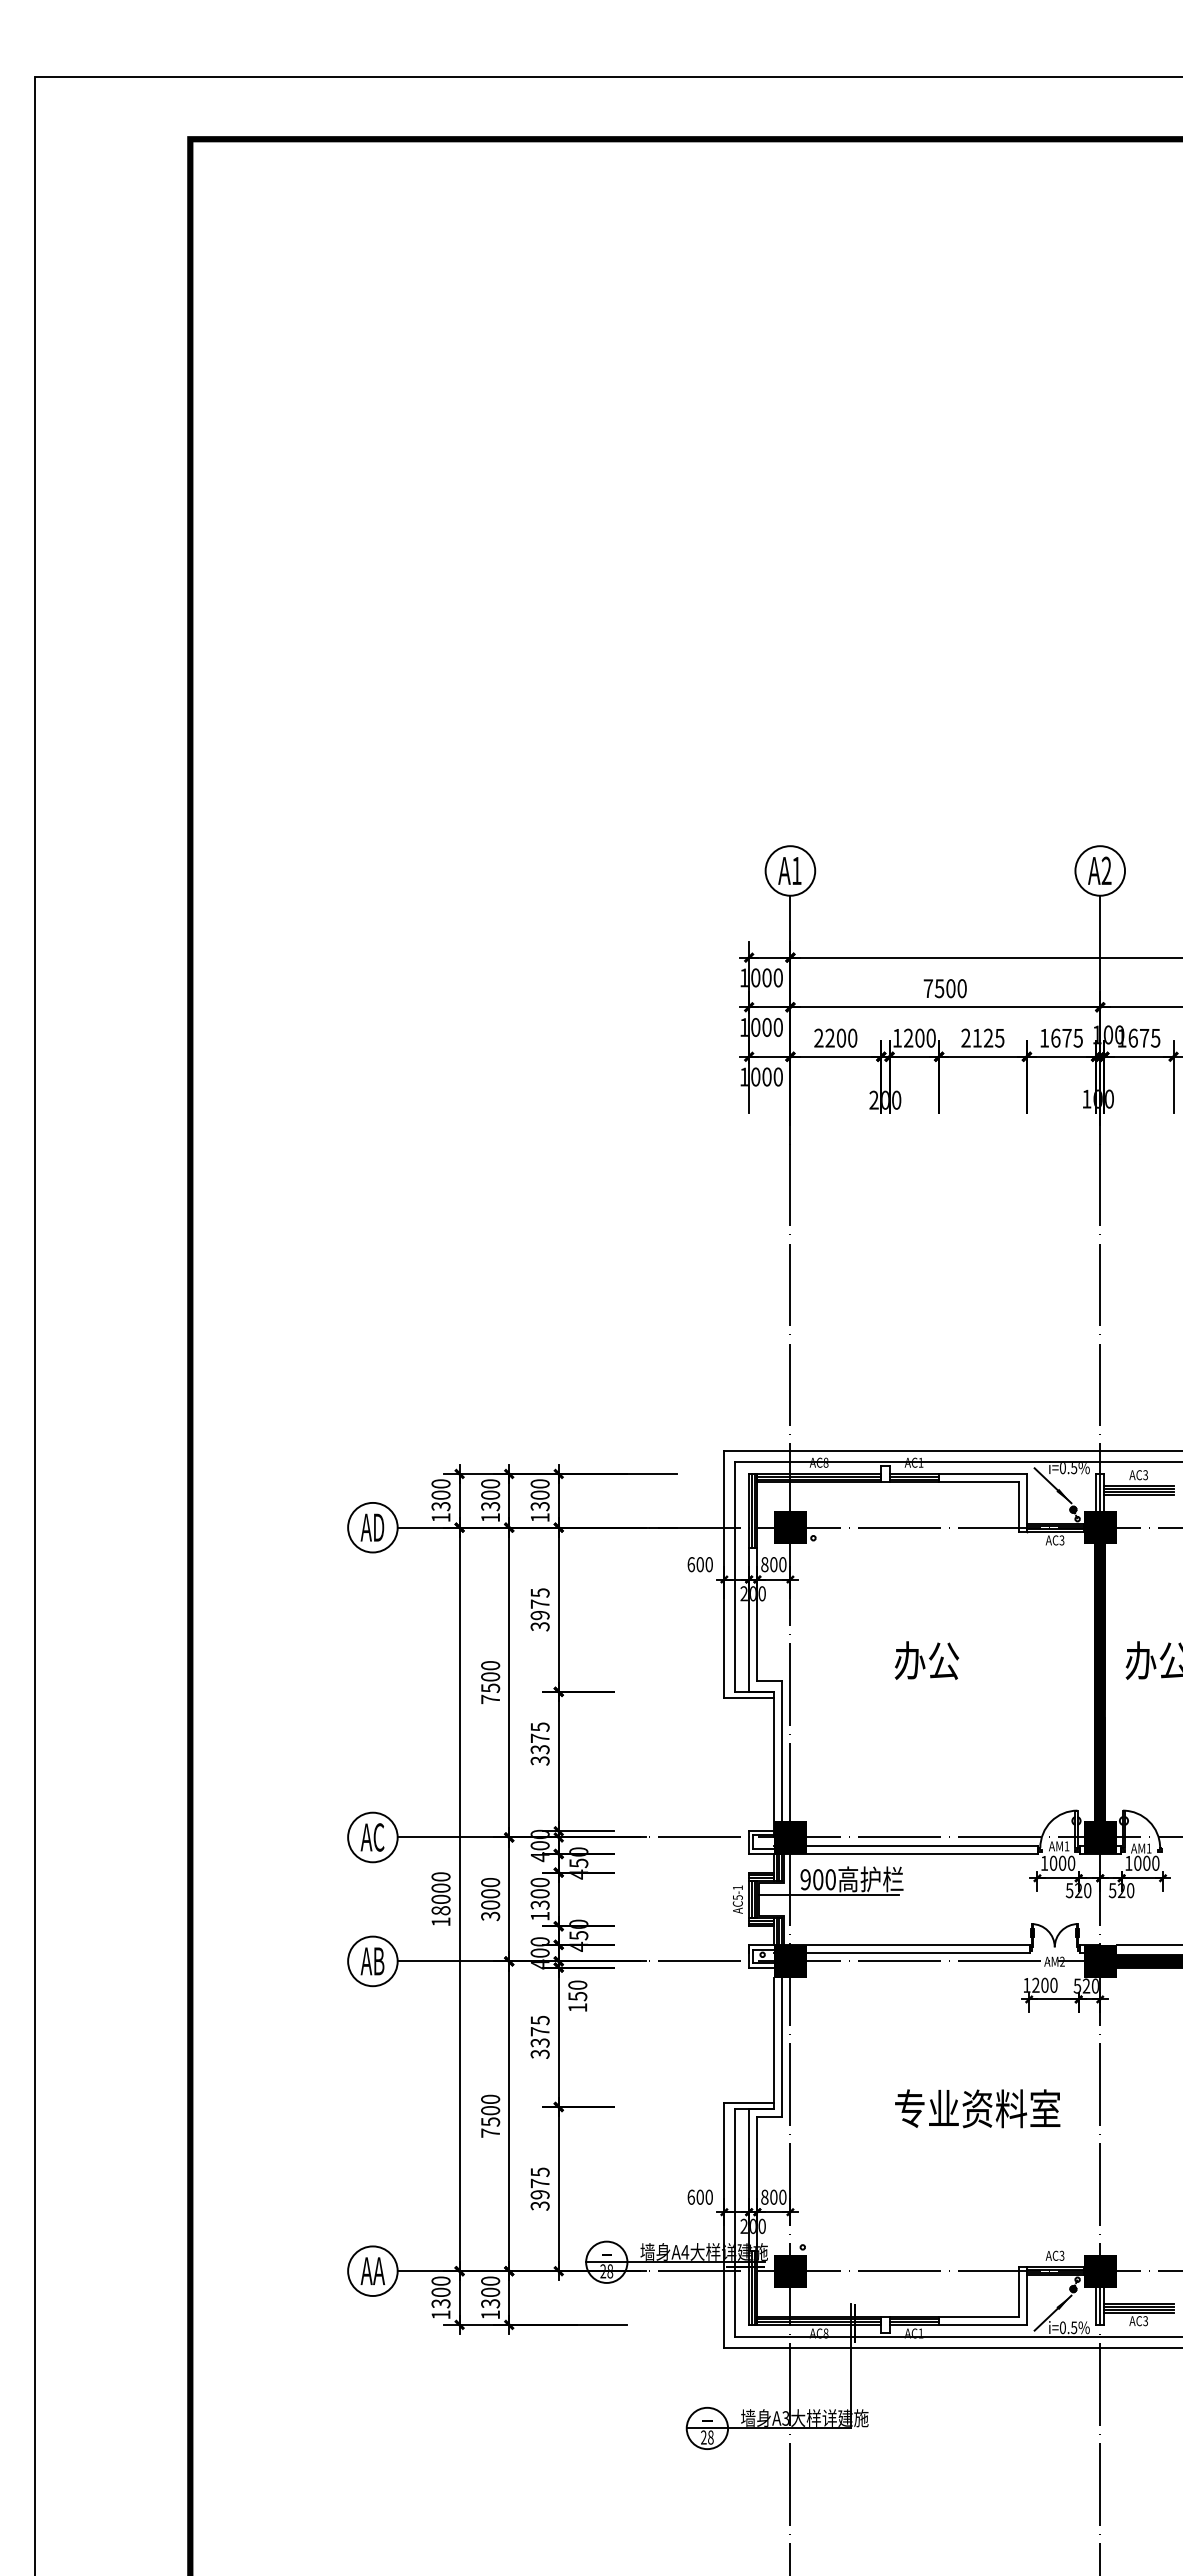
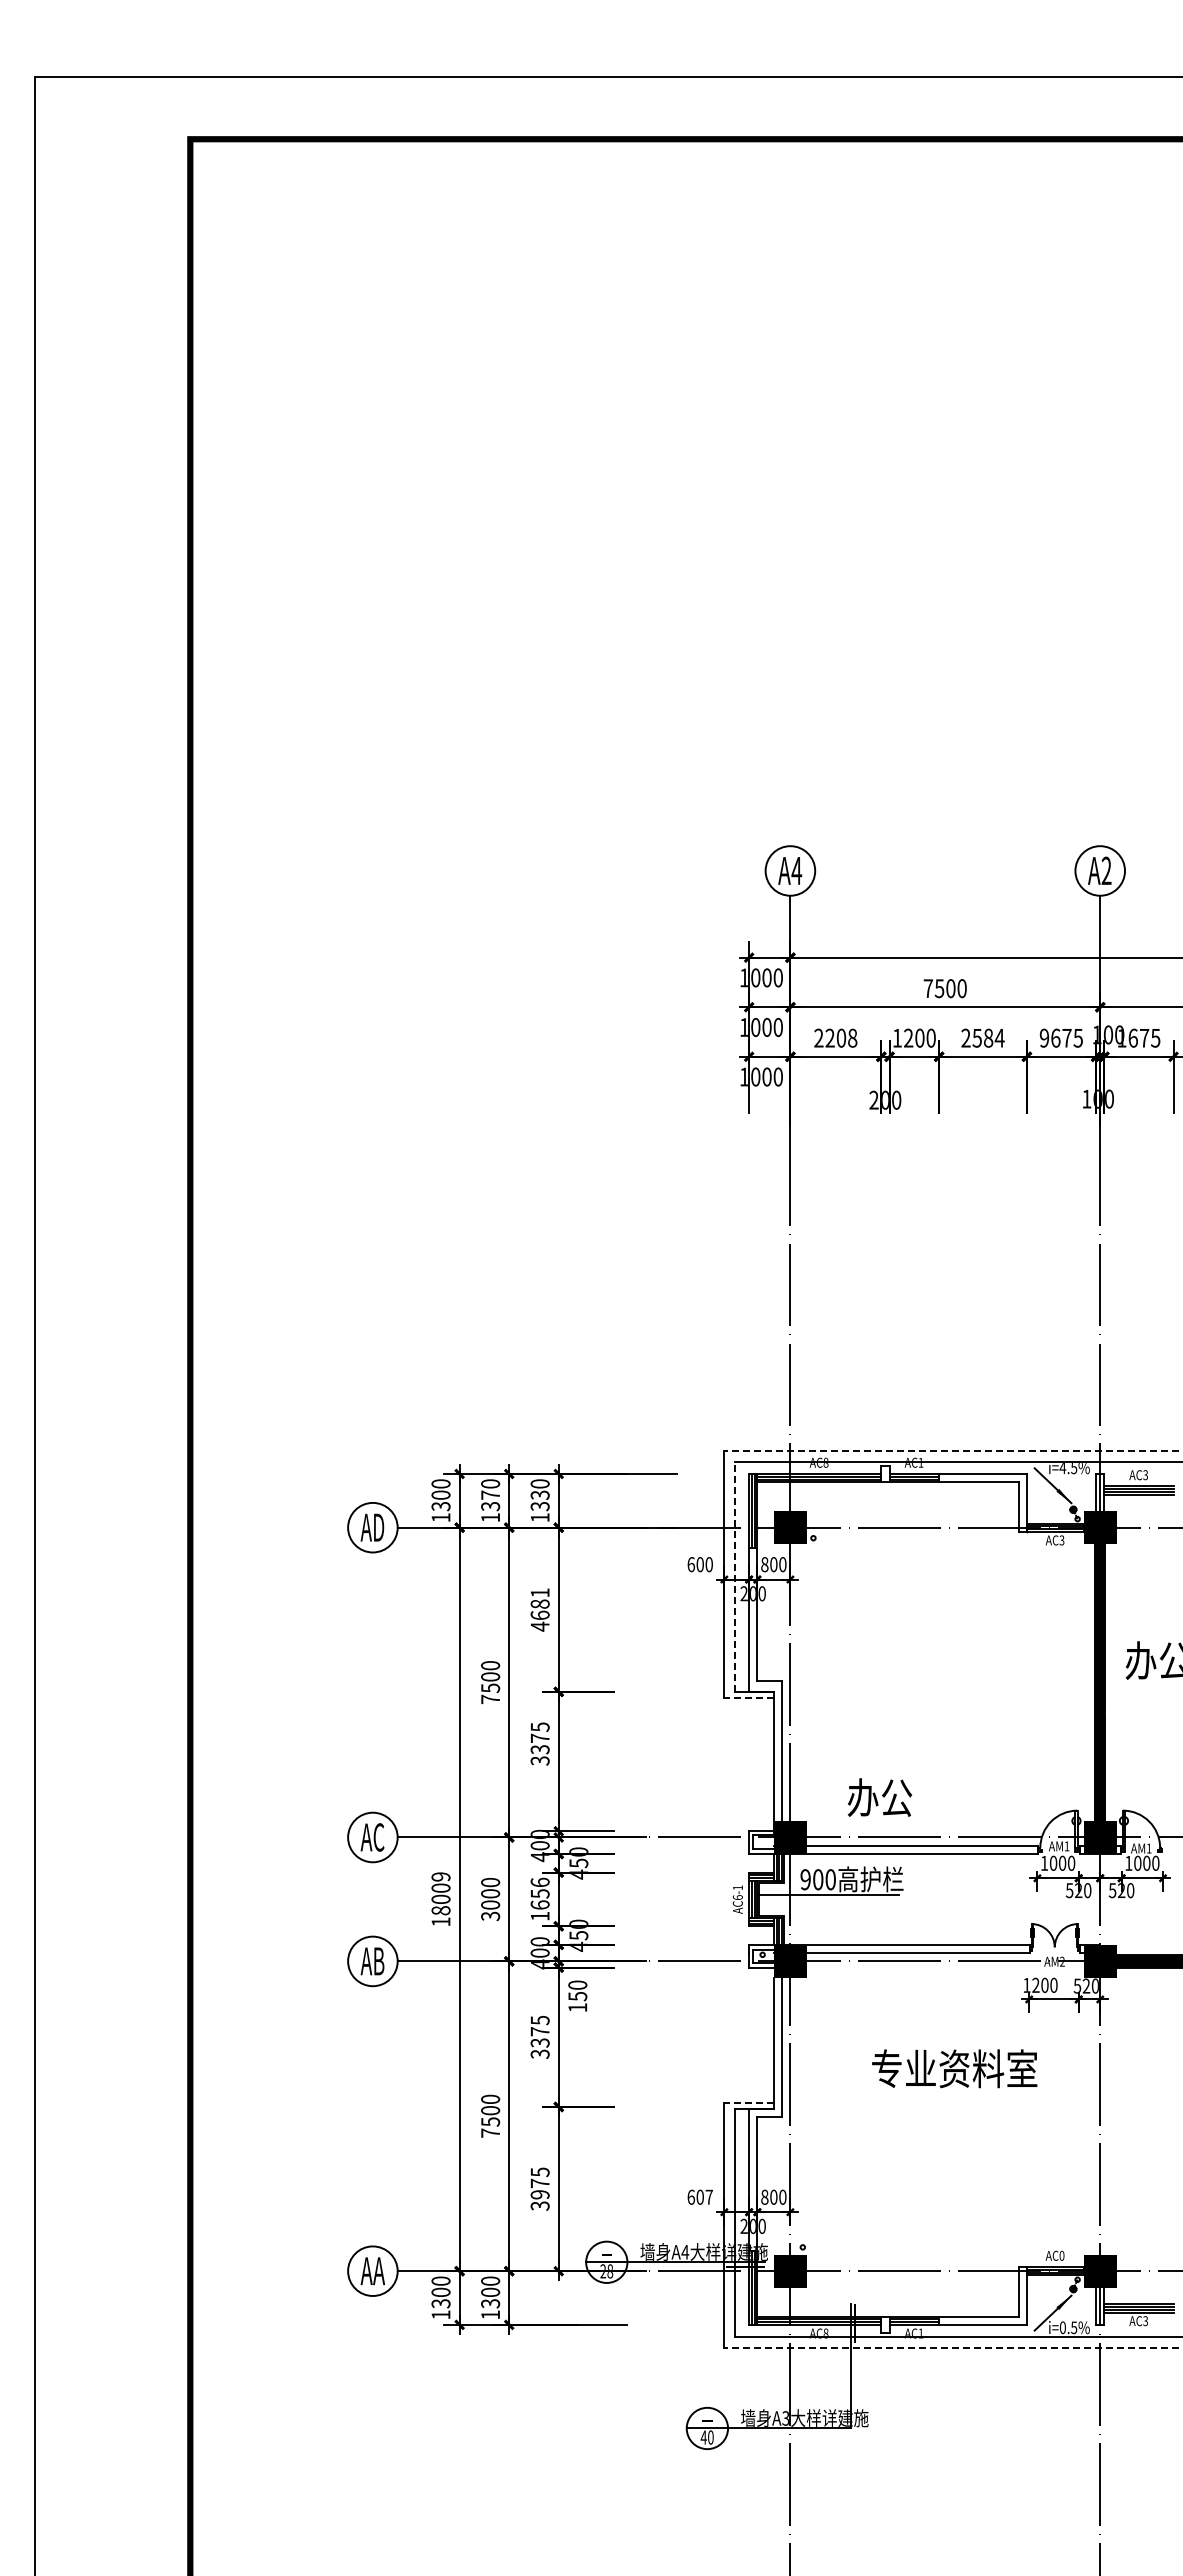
text: A1 -> A4 (796, 870)
text: 2125 -> 2584 (988, 1037)
text: 1675 -> 9675 (1044, 1037)
text: 2200 -> 2208 (852, 1038)
line: solid -> dashed (953, 1451)
text: i=0.5% -> i=4.5% (1062, 1468)
text: 1300 -> 1370 (490, 1494)
text: 1300 -> 1330 (539, 1494)
line: solid -> dashed (734, 1576)
text: 3975 -> 4681 (539, 1609)
text position: (926, 1660) -> (879, 1797) (879, 1797)
line: solid -> dashed (749, 1698)
text: 18000 -> 18009 (440, 1876)
text: 1300 -> 1656 (539, 1893)
text: AC5-1 -> AC6-1 (737, 1897)
line: present -> none (1147, 1944)
line: solid -> dashed (749, 2102)
text position: (977, 2108) -> (954, 2068) (954, 2068)
text: 600 -> 607 (708, 2196)
text: AC3 -> AC0 (1061, 2255)
line: solid -> dashed (953, 2347)
text: 28 -> 40 (706, 2437)
